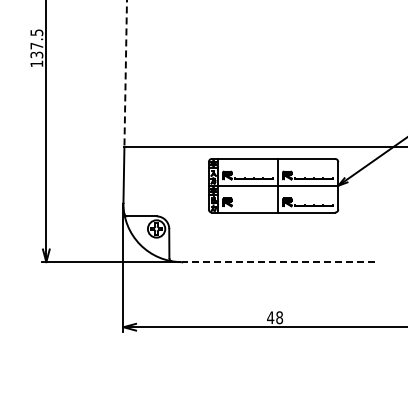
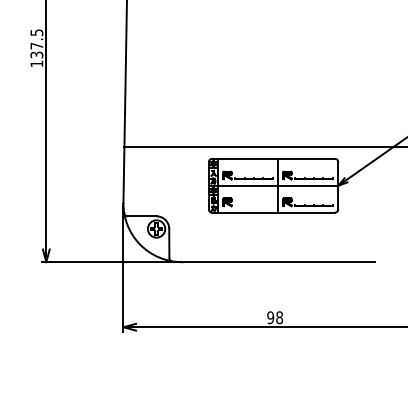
line: dashed -> solid (125, 74)
line: dashed -> solid (277, 262)
text: 48 -> 98 (270, 317)
